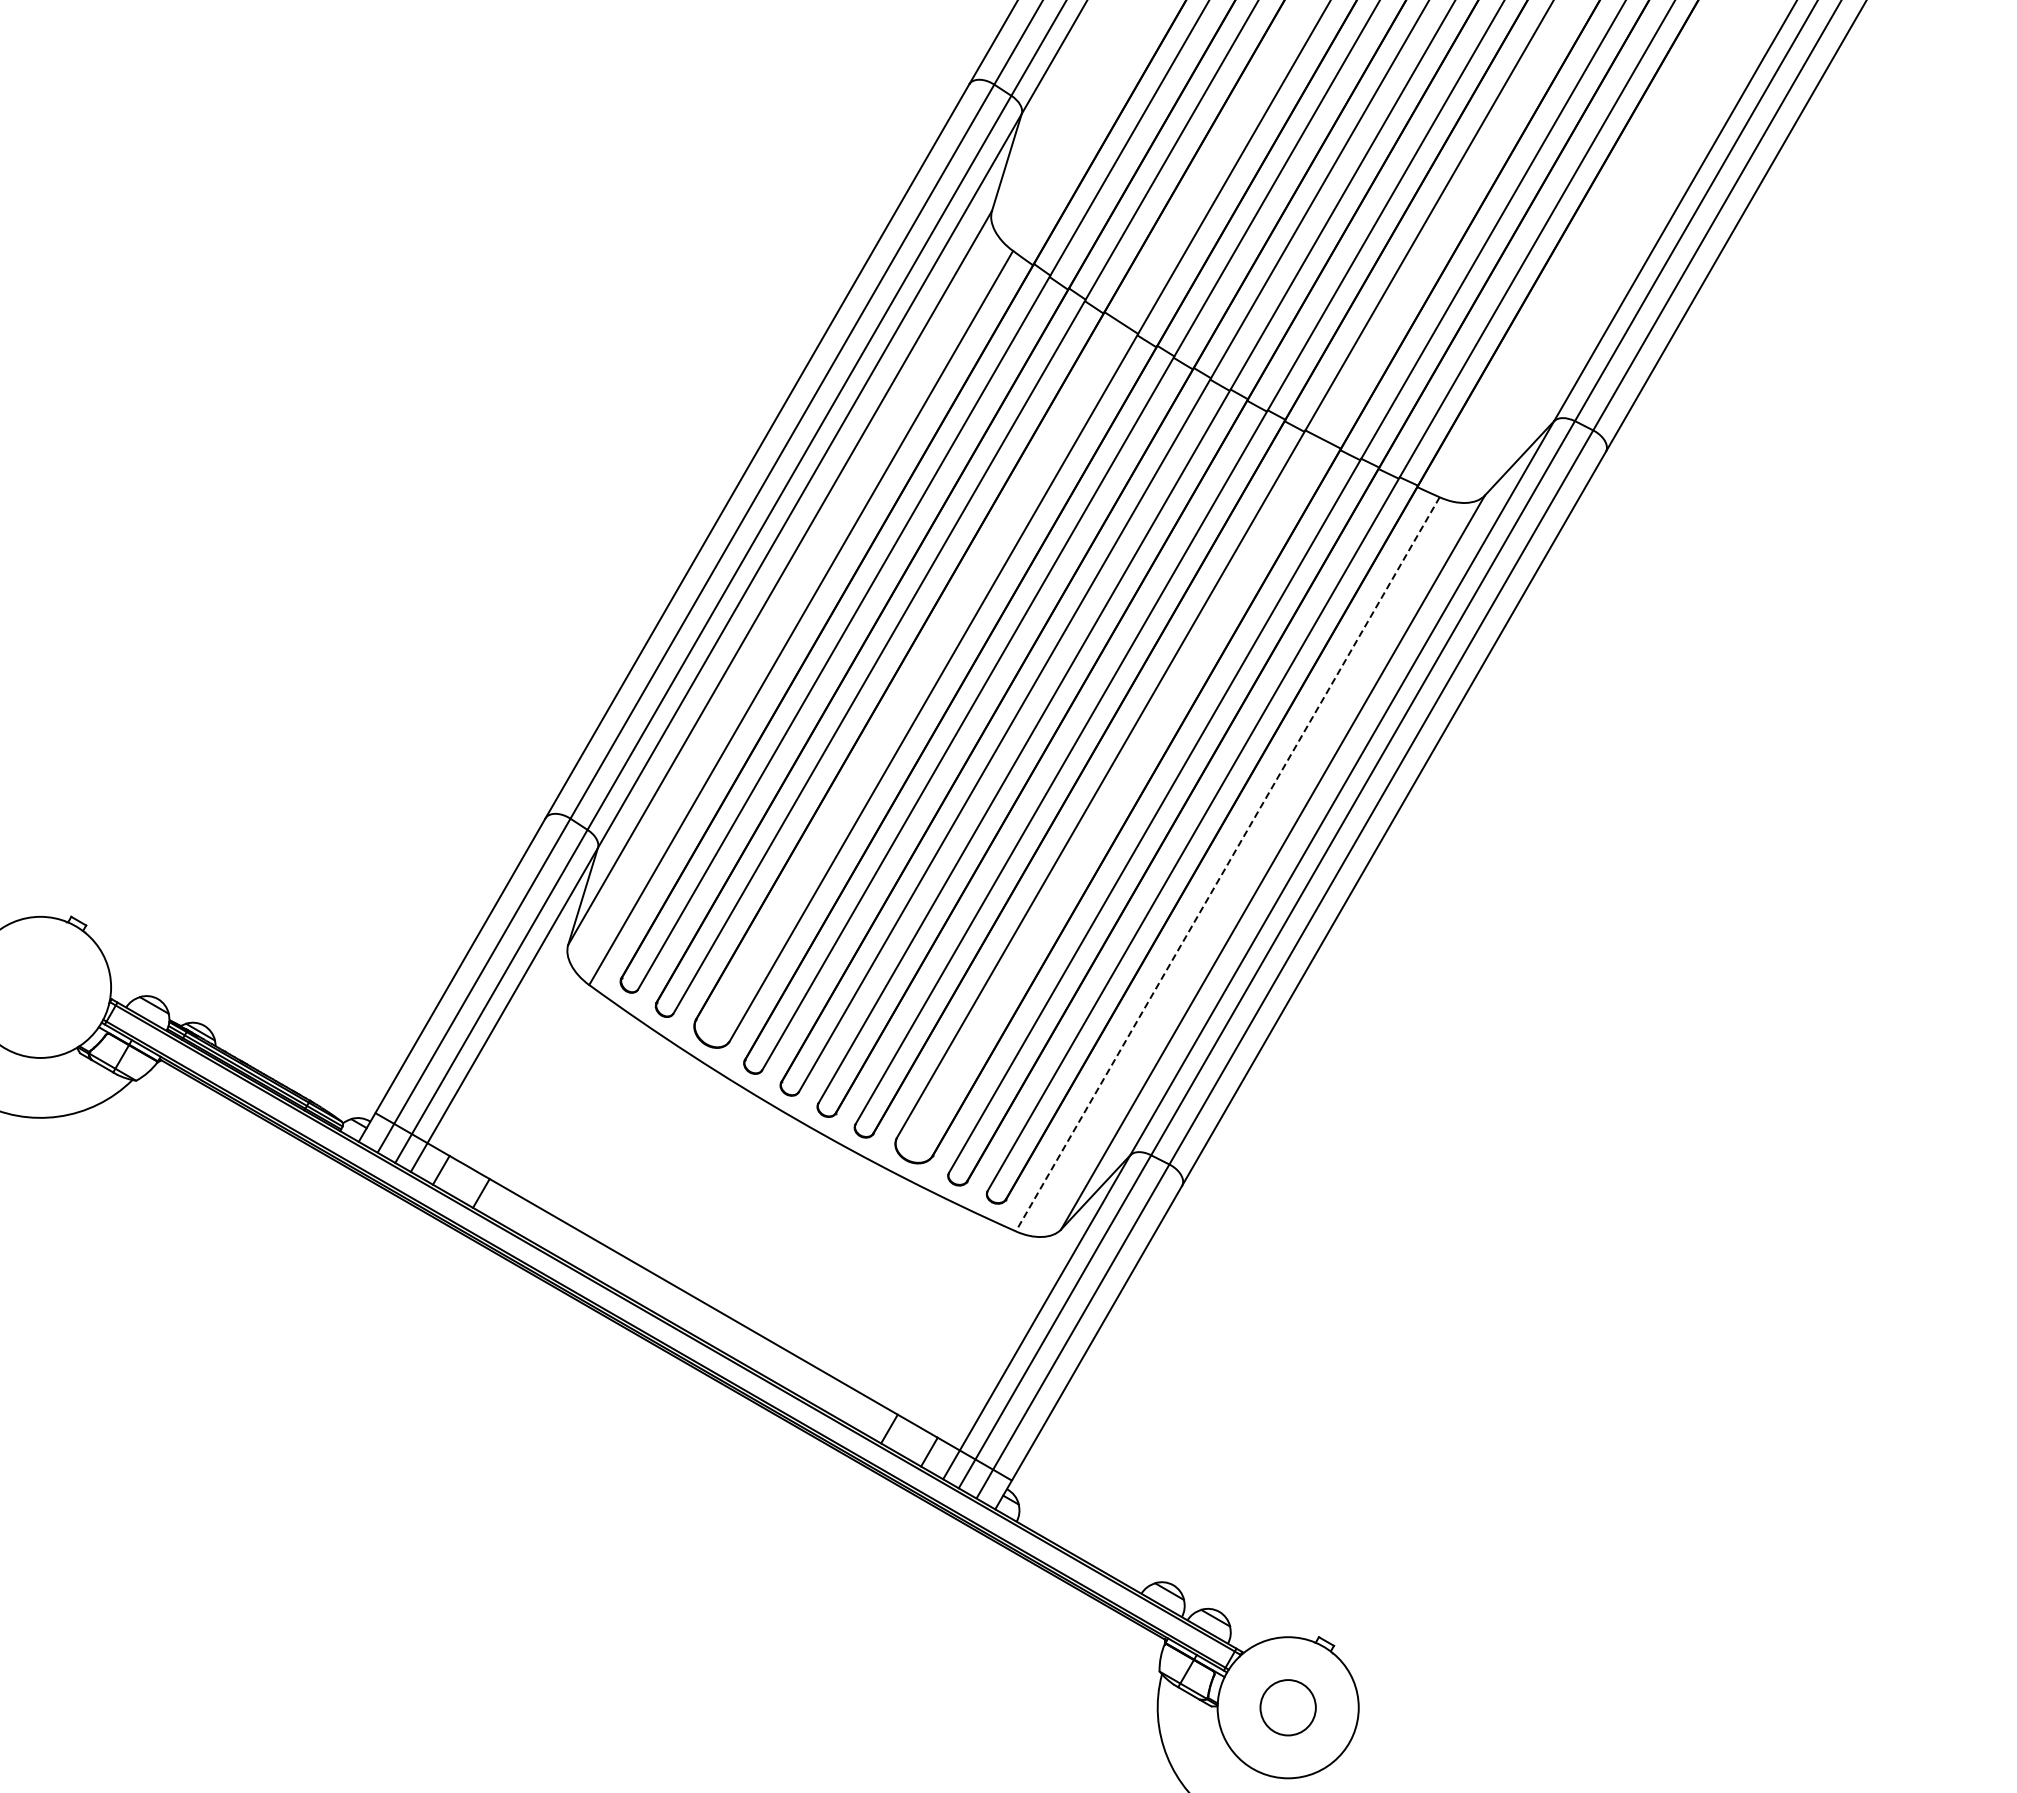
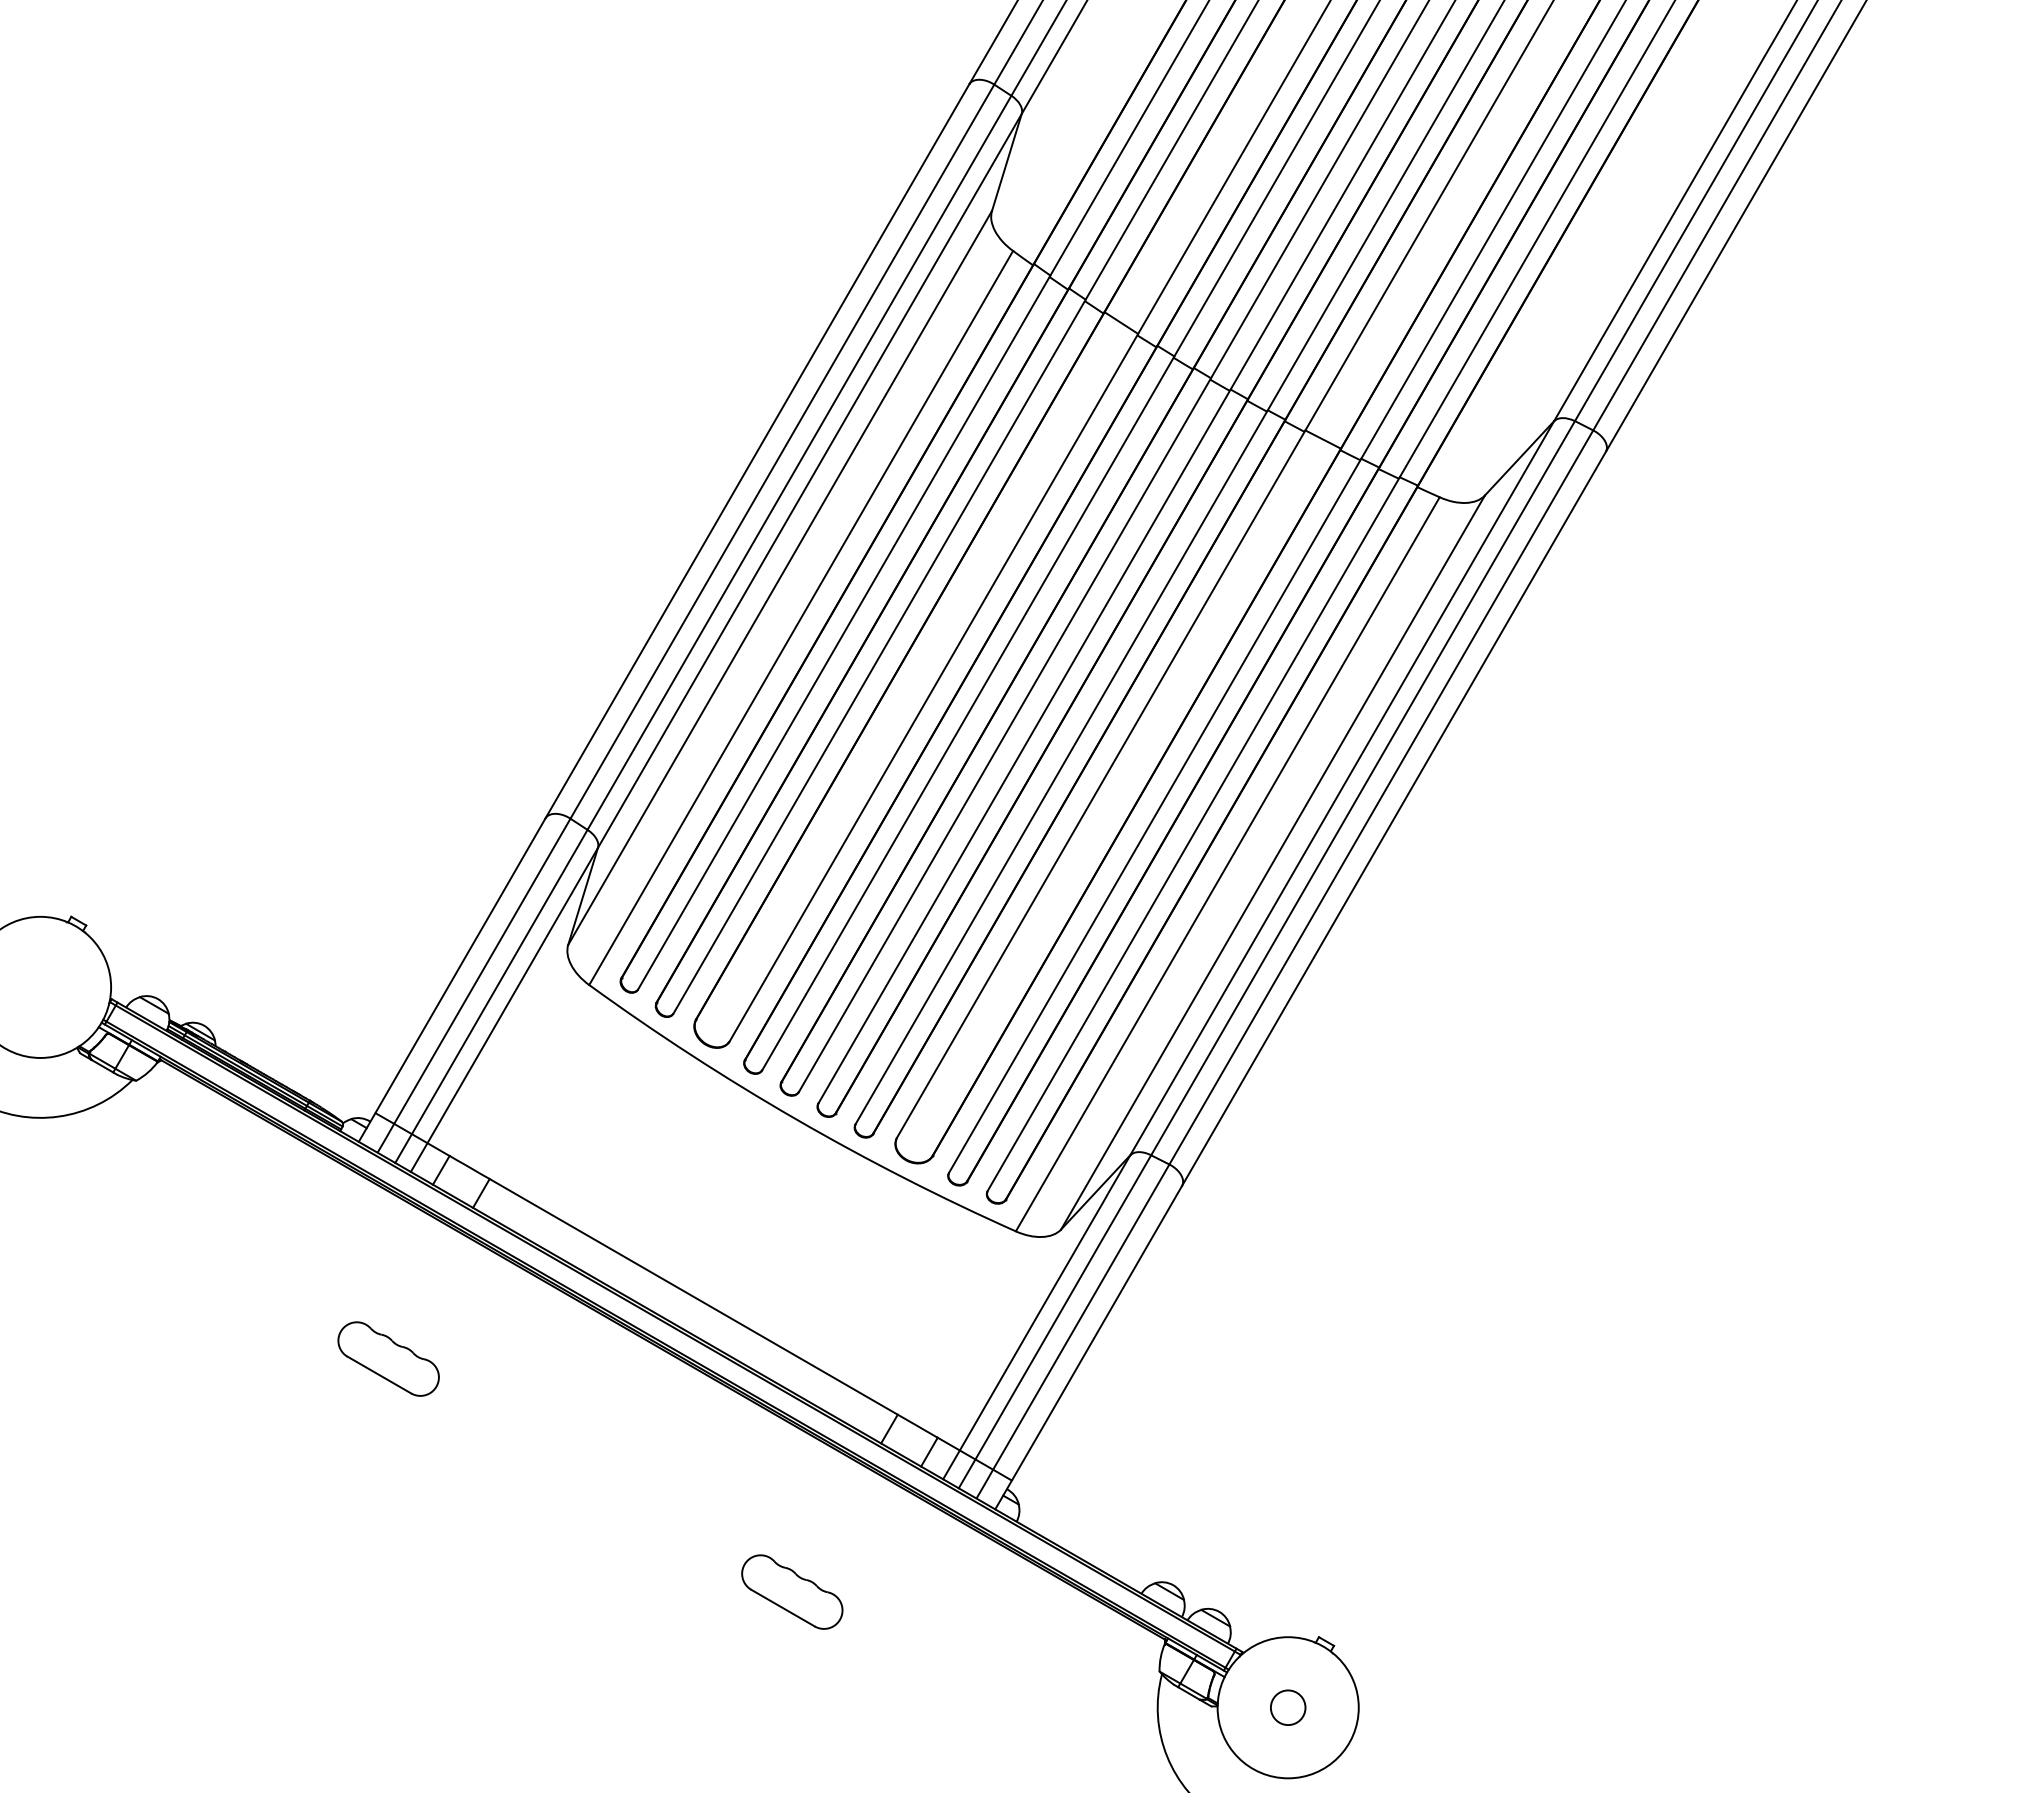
line: dashed -> solid (1227, 864)
part: none -> present (388, 1358)
part: none -> present (792, 1591)
circle diameter: 55 px -> 35 px (1287, 1707)
